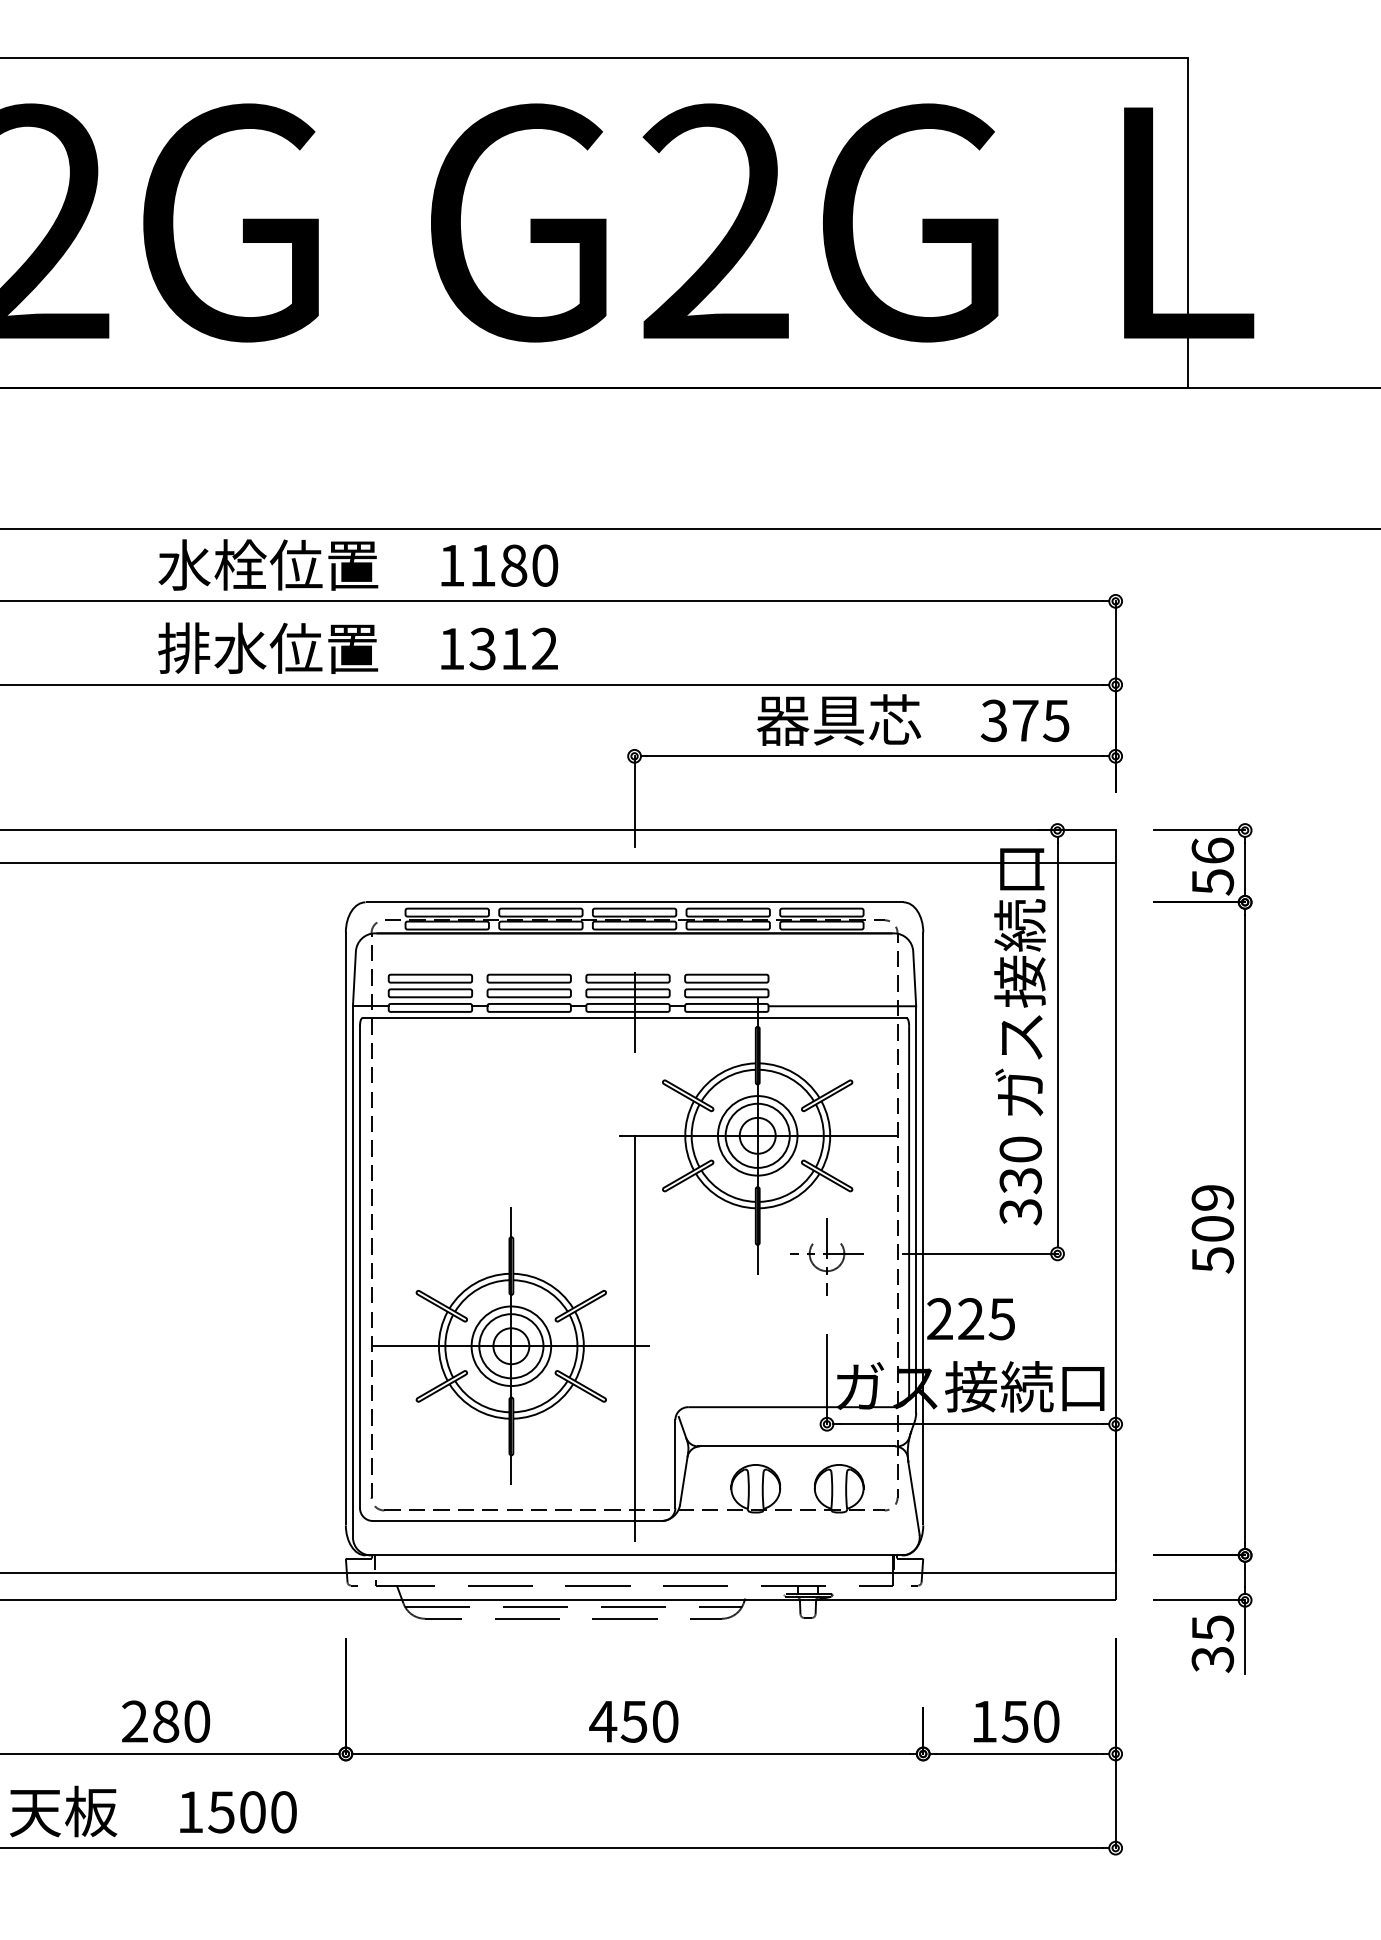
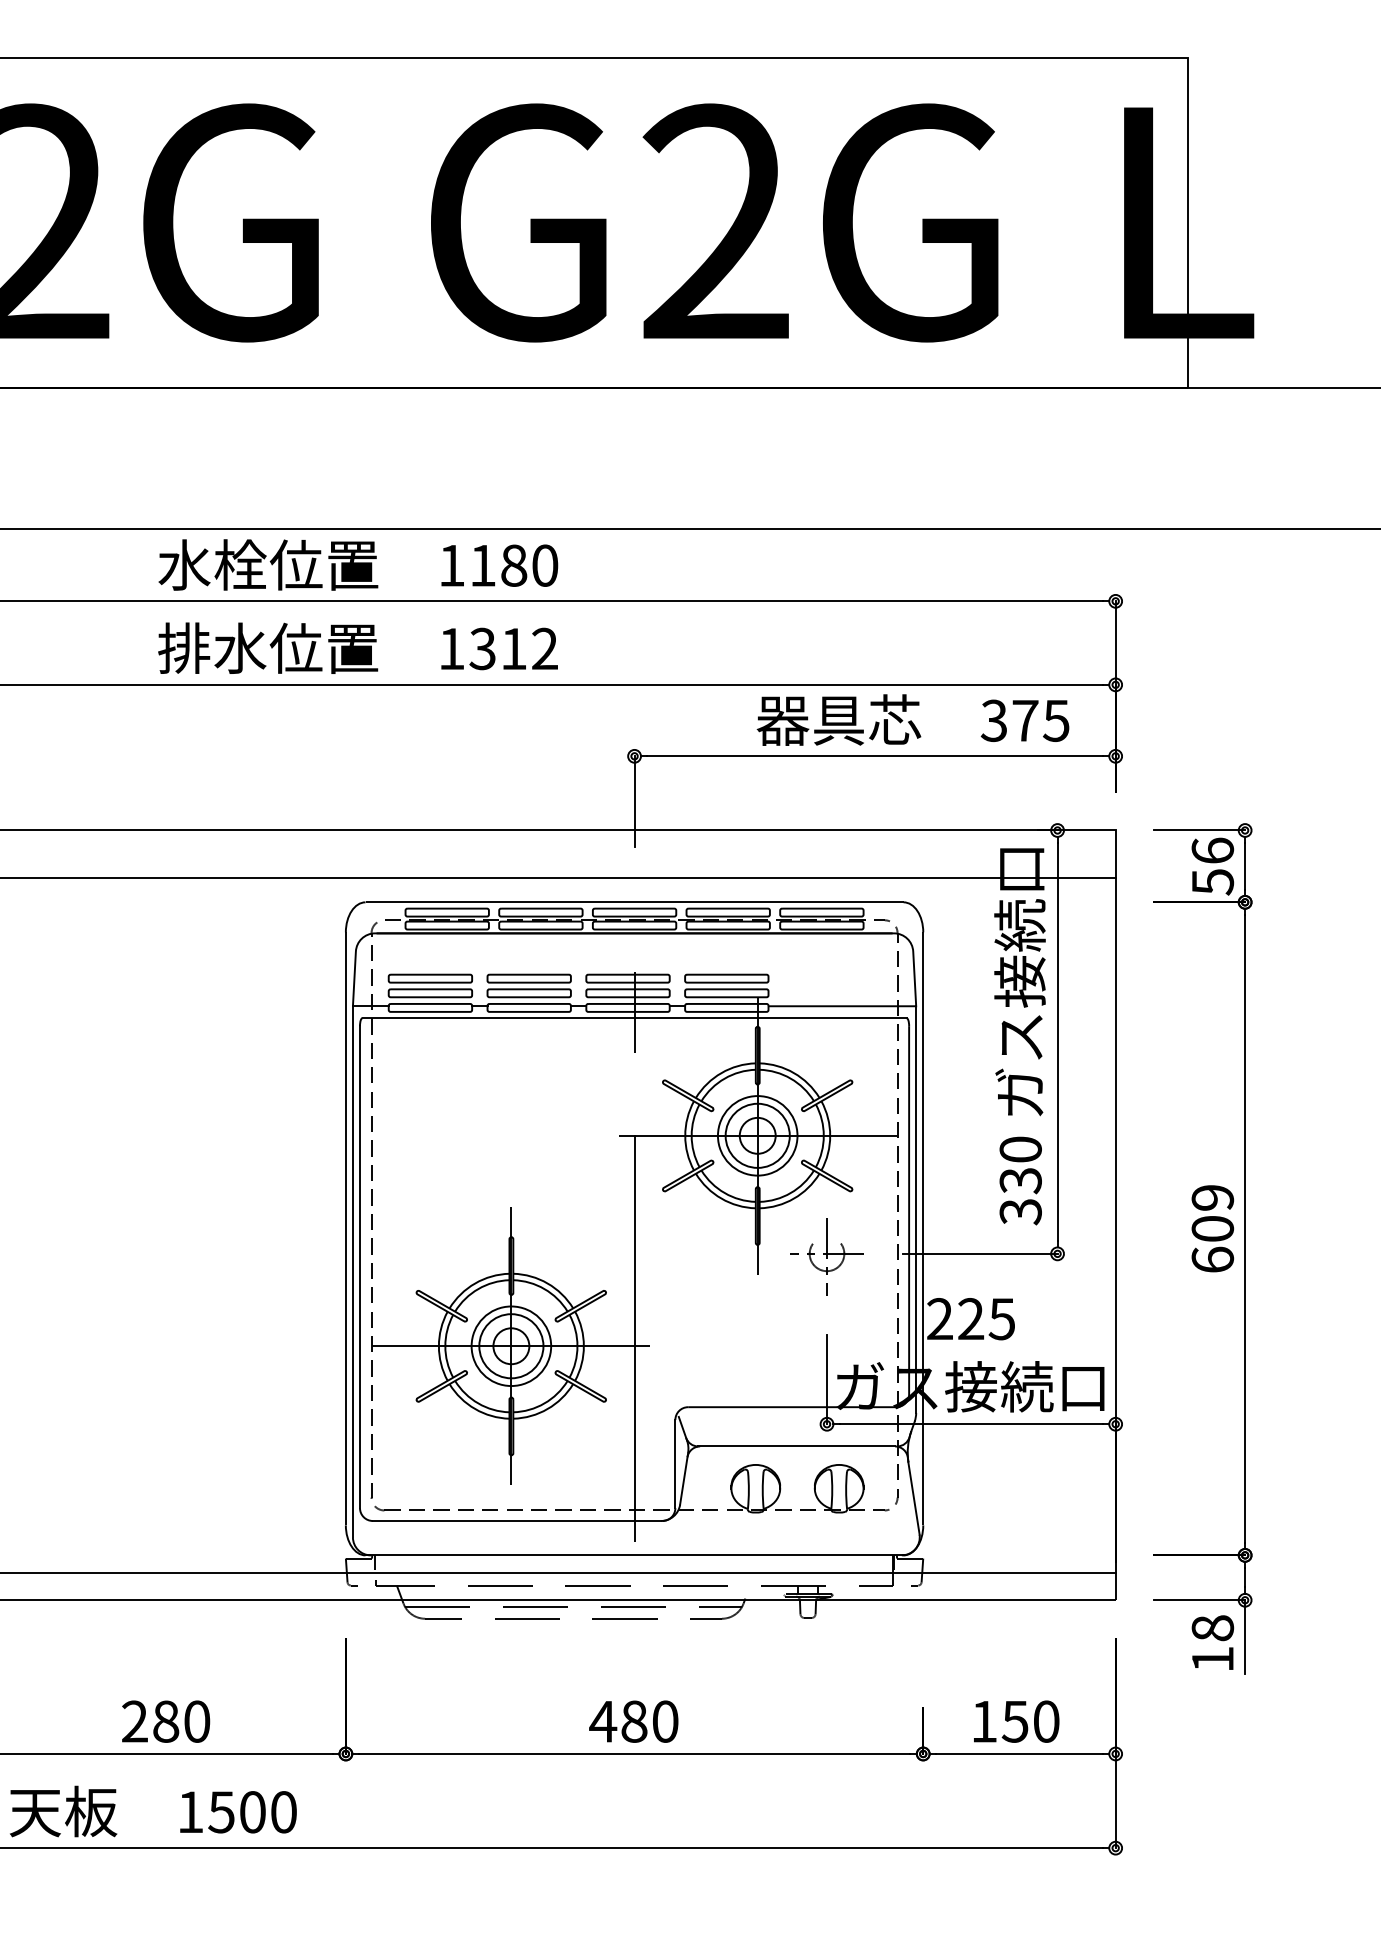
line position: (558, 862) -> (558, 877) (558, 877)
text: 509 -> 609 (1212, 1259)
text: 35 -> 18 (1212, 1643)
text: 450 -> 480 (633, 1721)
